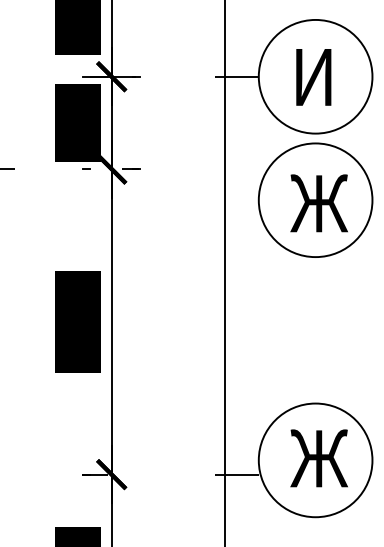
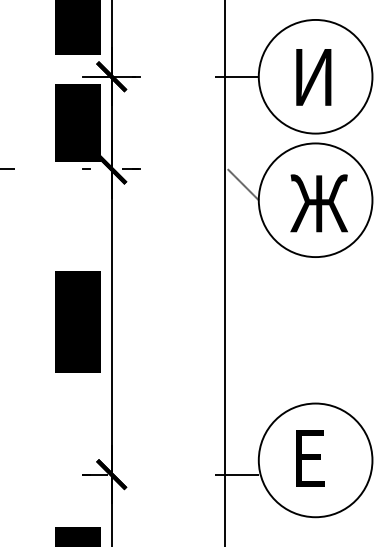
line: none -> present (242, 184)
text: Ж -> Е (318, 458)
